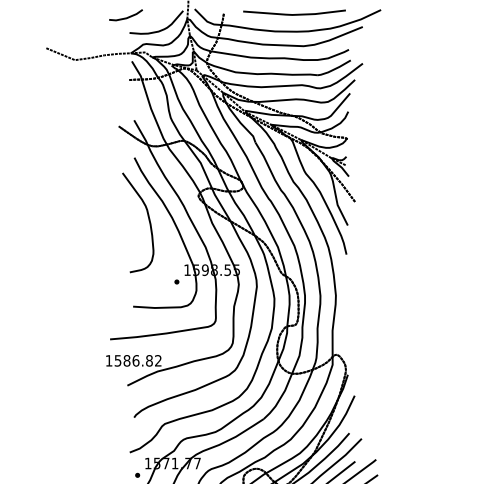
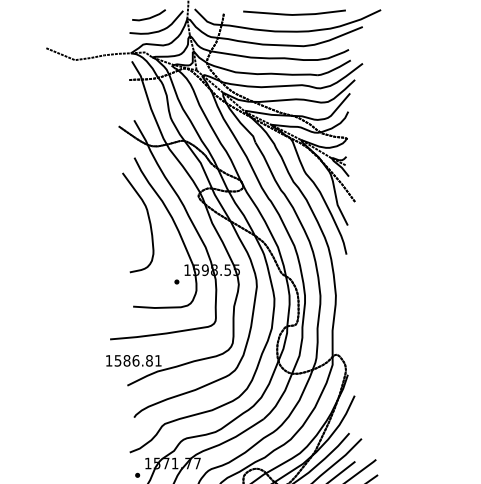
line position: (125, 17) -> (148, 17) (148, 17)
text: 1586.82 -> 1586.81 (158, 360)
